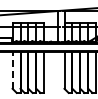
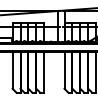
line: dashed -> solid (12, 69)
